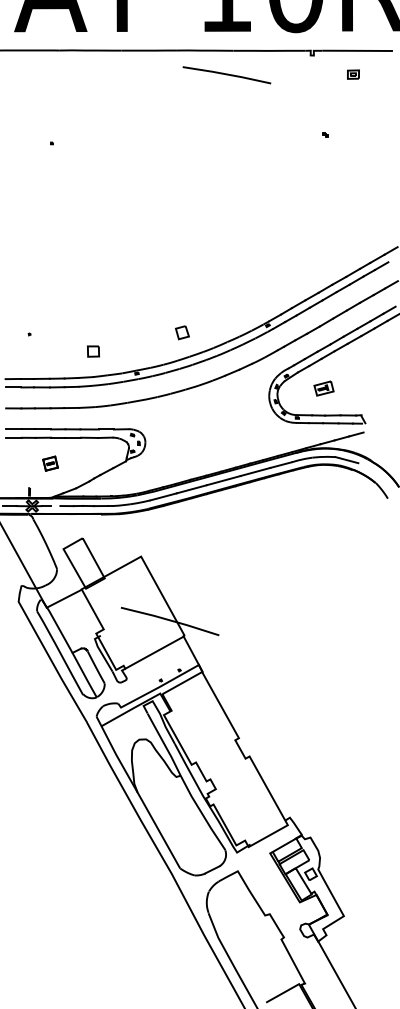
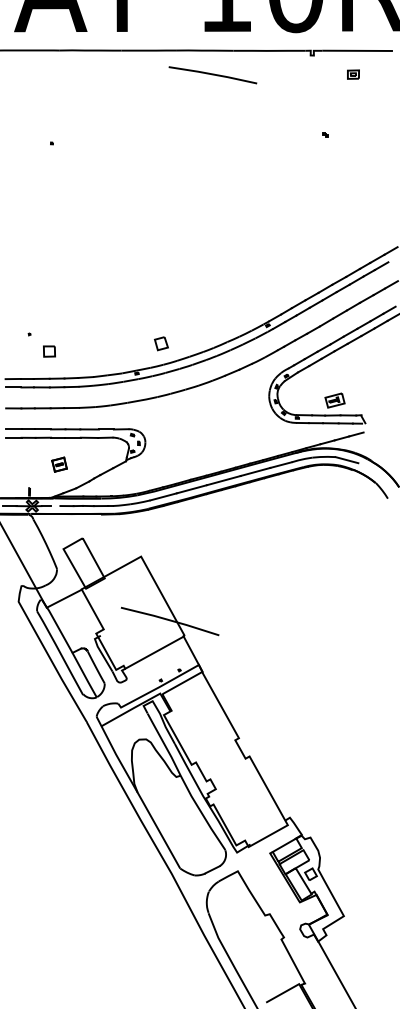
line position: (226, 75) -> (212, 75) (212, 75)
part position: (182, 332) -> (161, 343) (161, 343)
part position: (93, 351) -> (49, 351) (49, 351)
part position: (323, 388) -> (334, 400) (334, 400)
part position: (50, 463) -> (59, 464) (59, 464)
